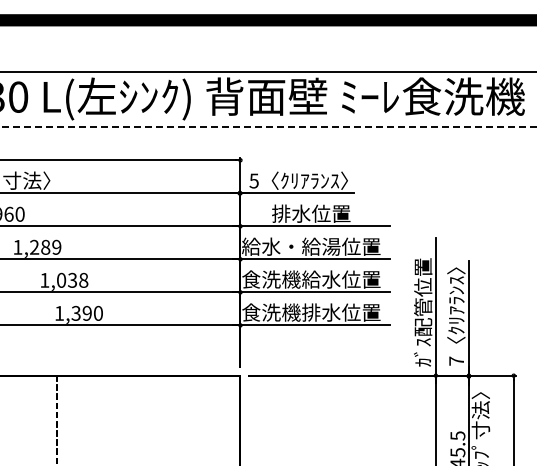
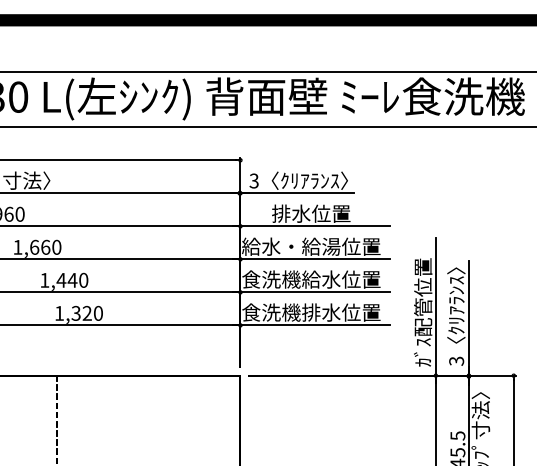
line: dashed -> solid (268, 127)
text: 5 -> 3 (254, 180)
text: 1,289 -> 1,660 (45, 246)
text: 1,038 -> 1,440 (72, 279)
text: 1,390 -> 1,320 (86, 313)
text: 7 -> 3 (456, 360)
